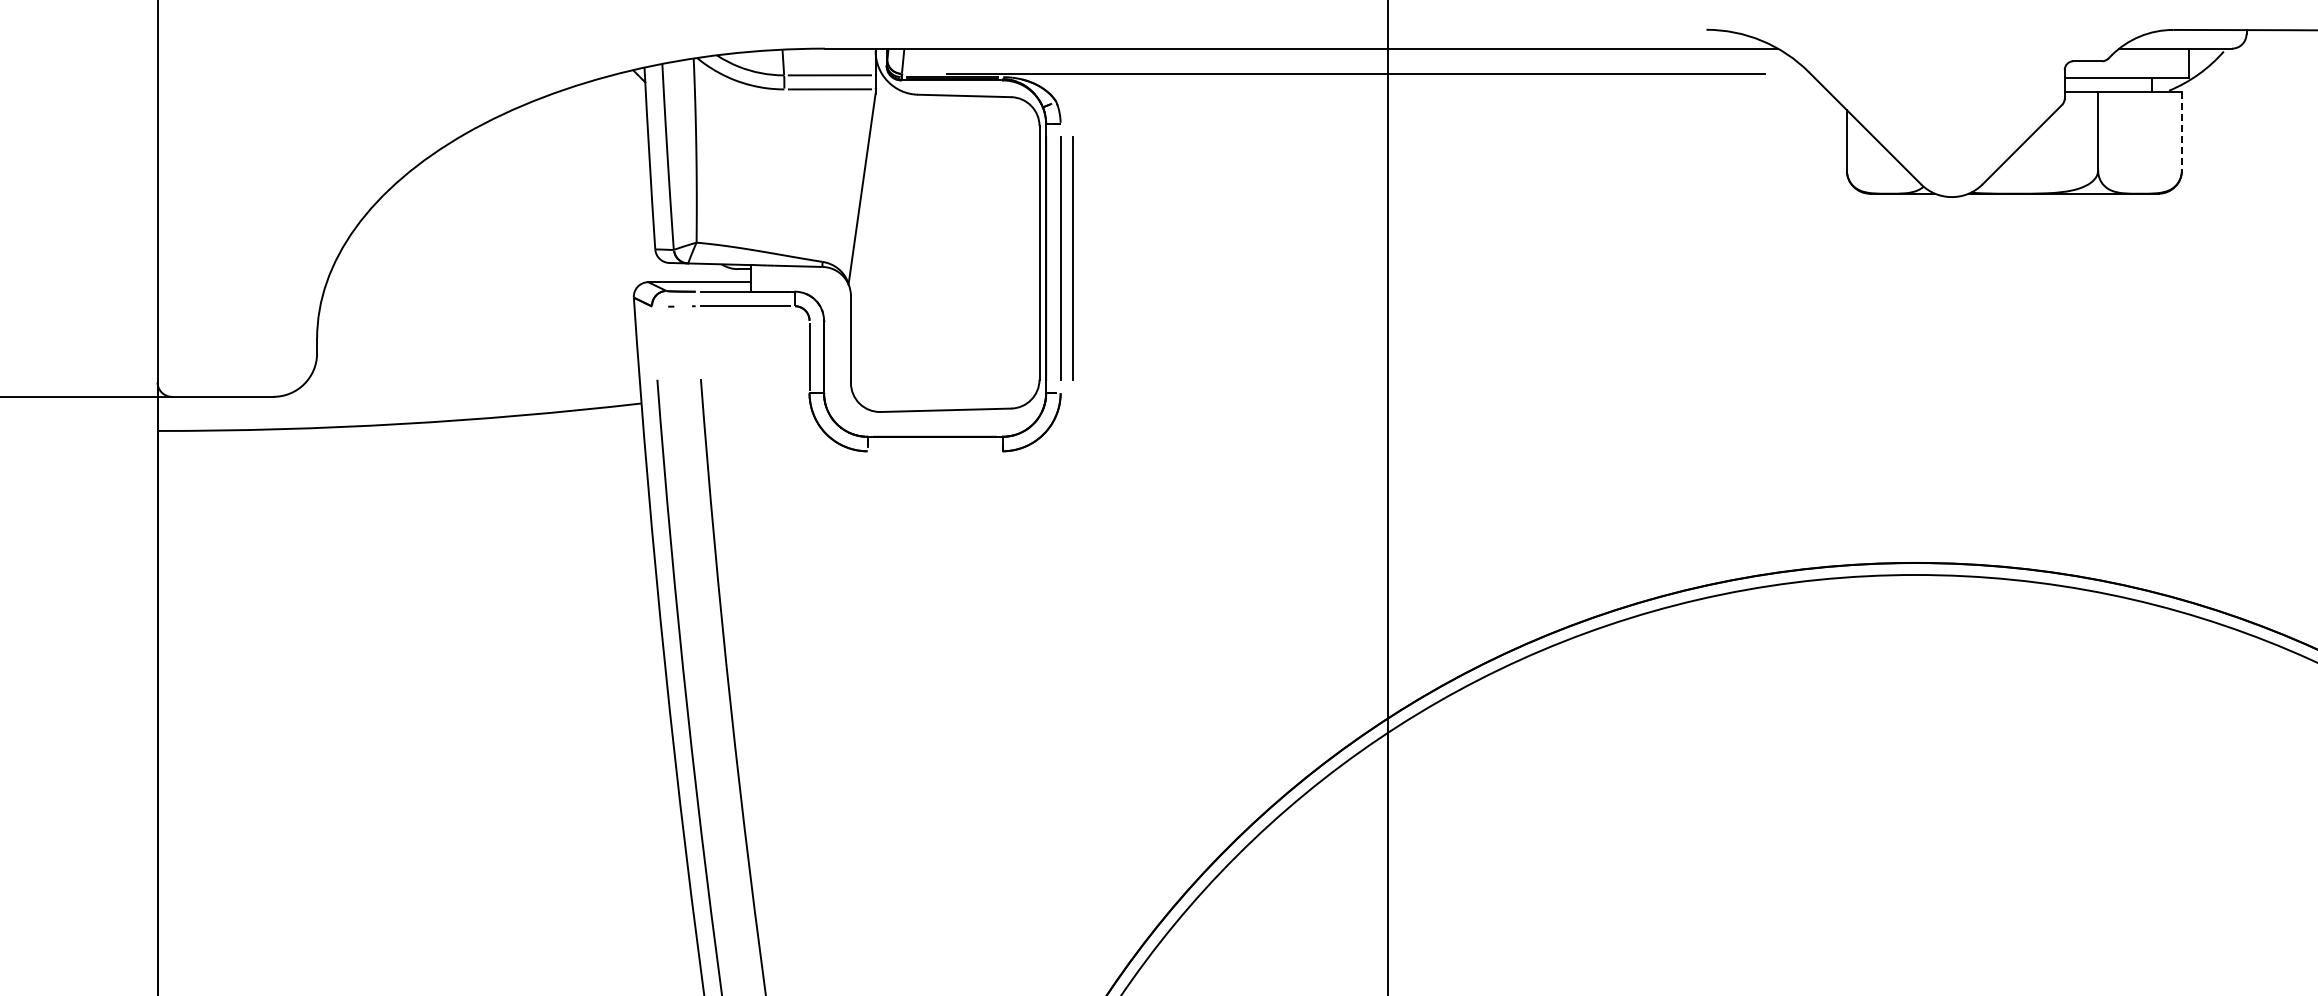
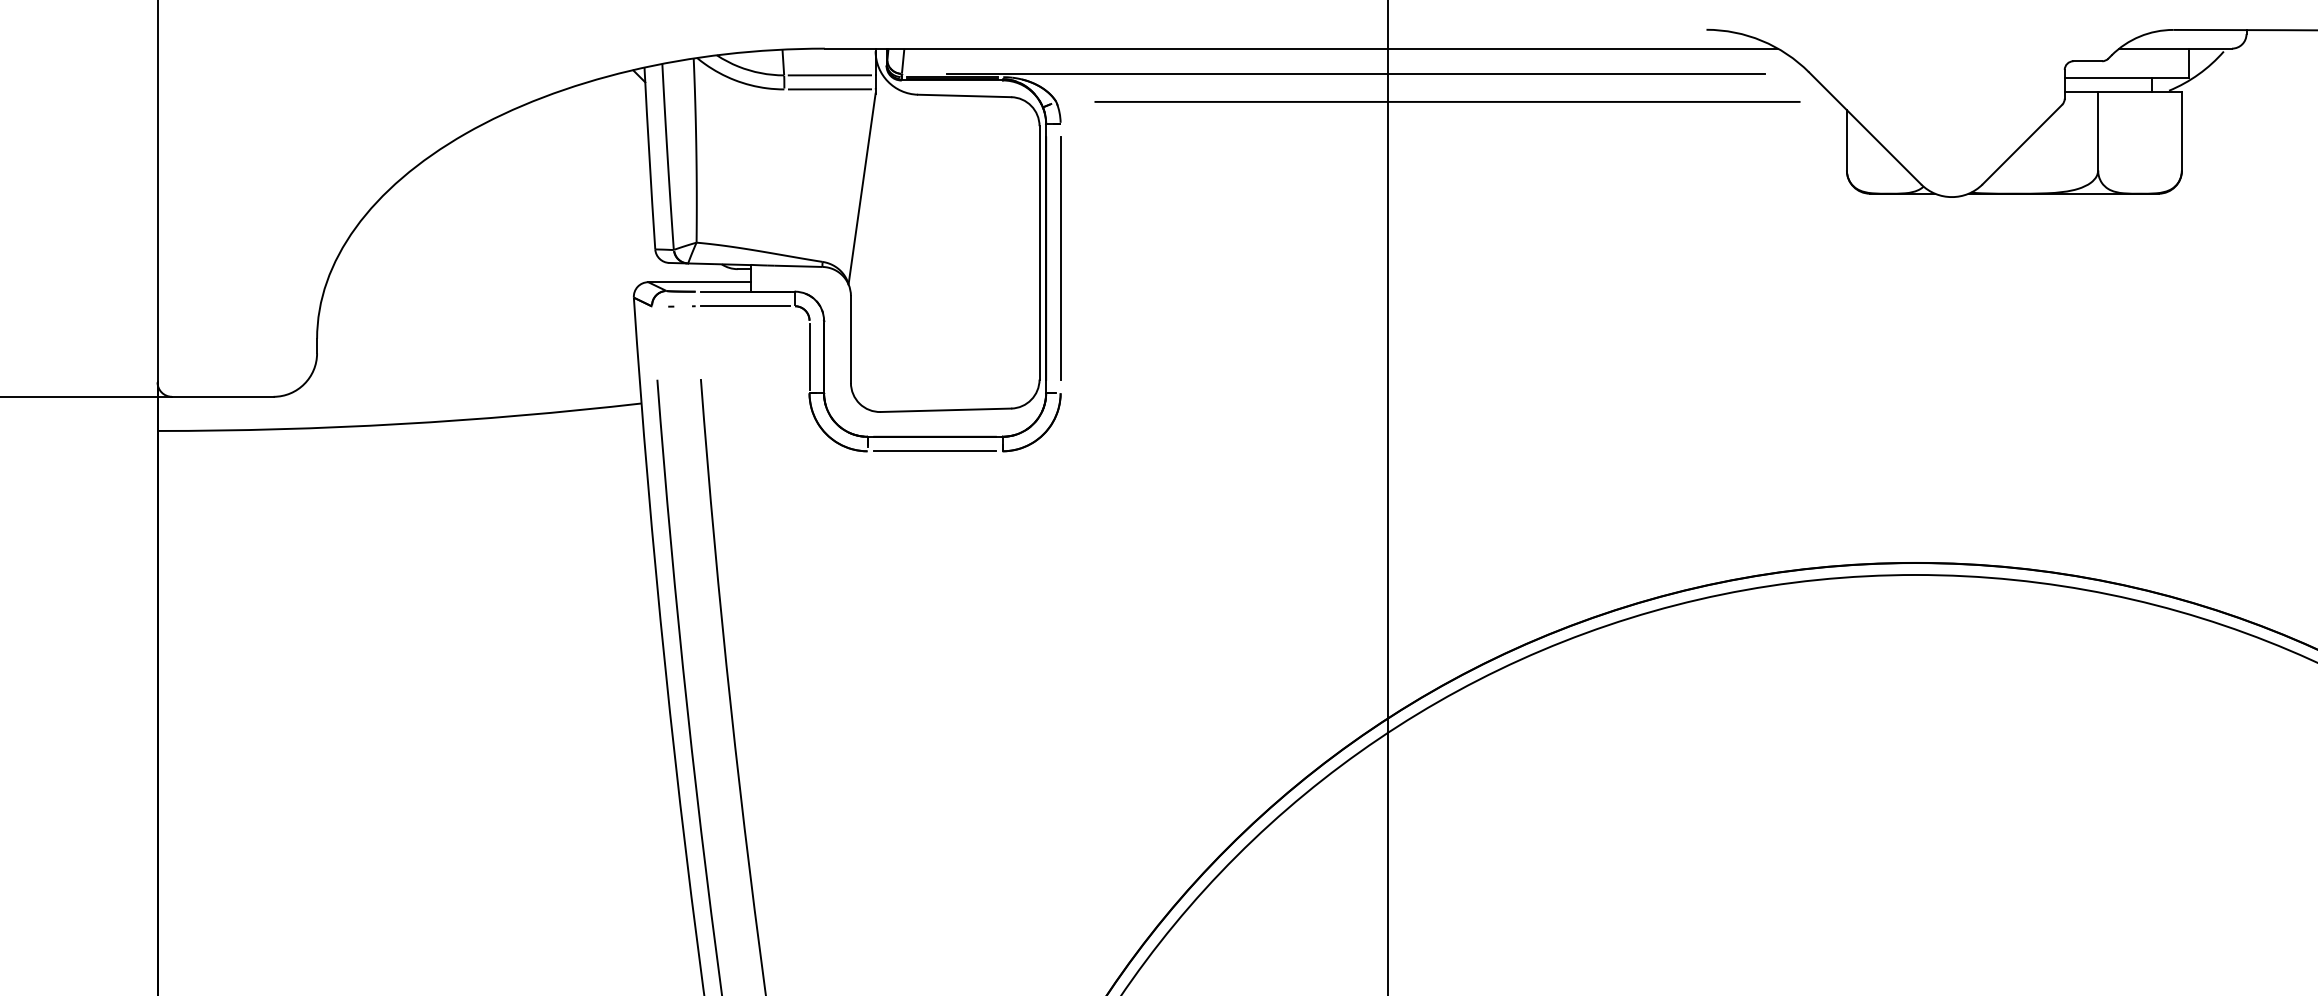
line: none -> present (1447, 101)
line: dashed -> solid (2181, 131)
line: present -> none (1072, 258)
line: none -> present (934, 451)
